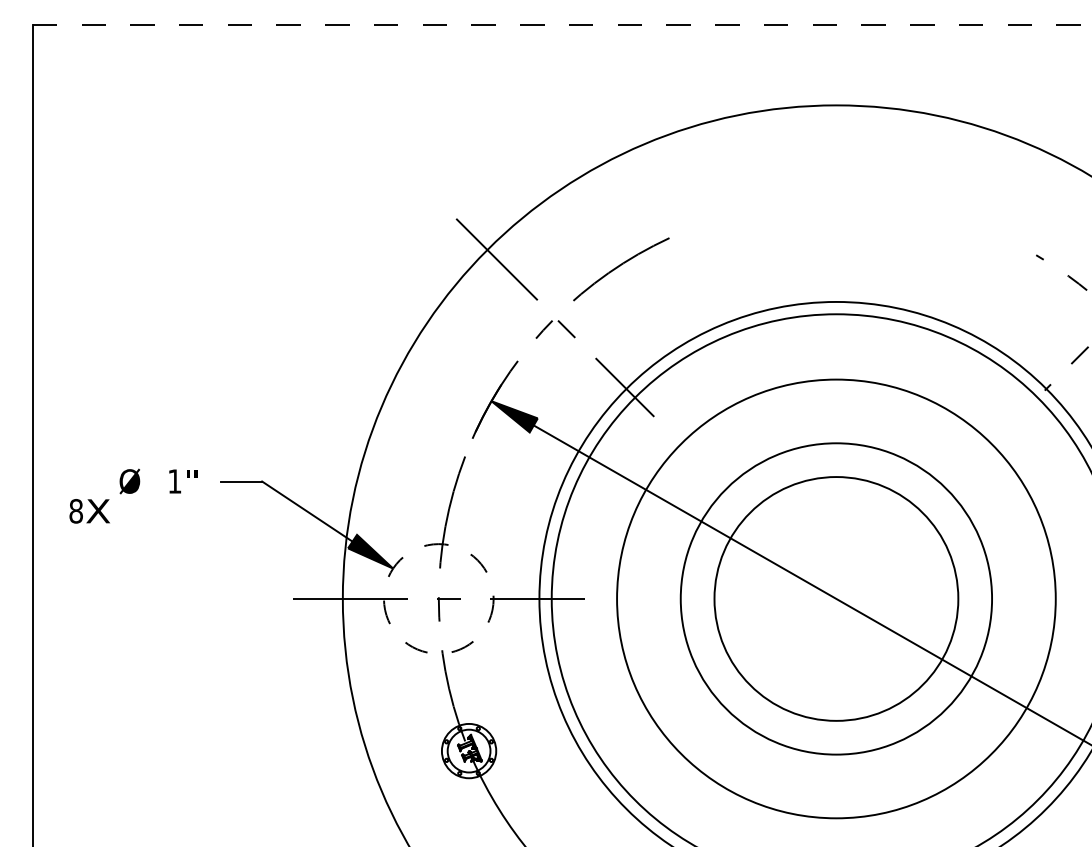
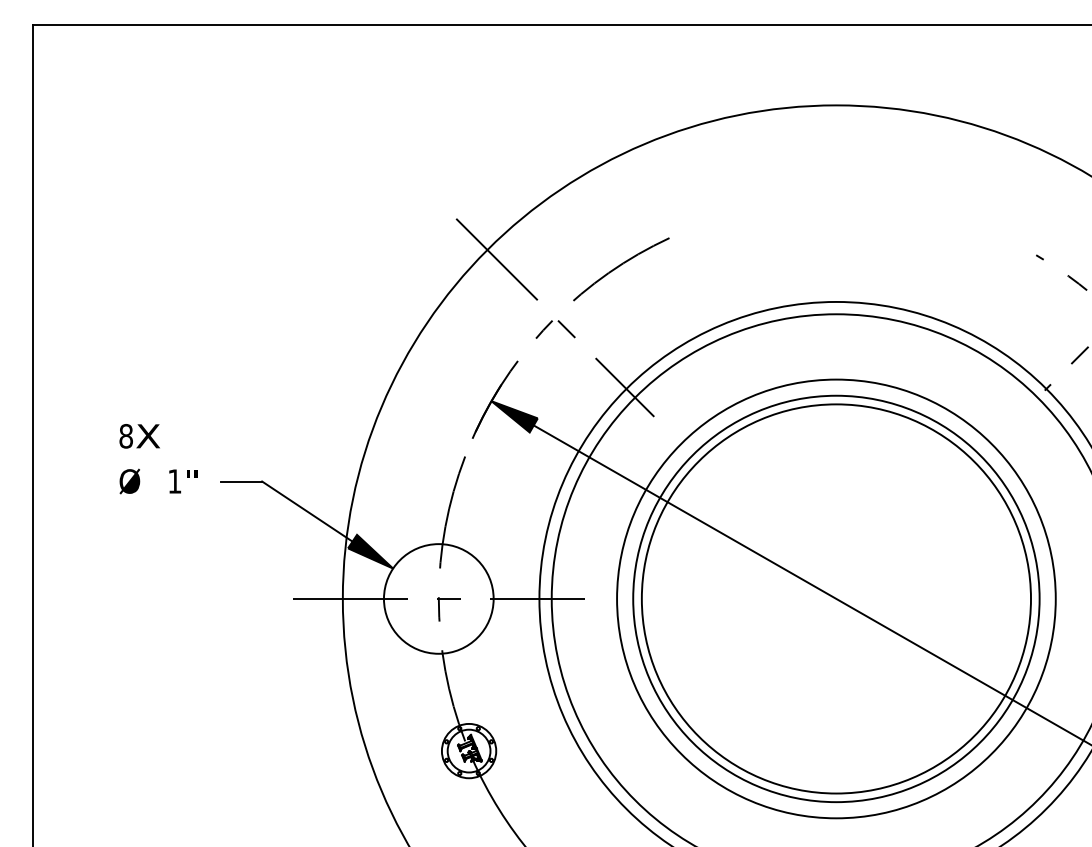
line: dashed -> solid (562, 25)
text position: (89, 511) -> (139, 436) (139, 436)
circle: dashed -> solid (438, 598)
circle diameter: 244 px -> 406 px (836, 598)
circle diameter: 311 px -> 389 px (835, 598)
